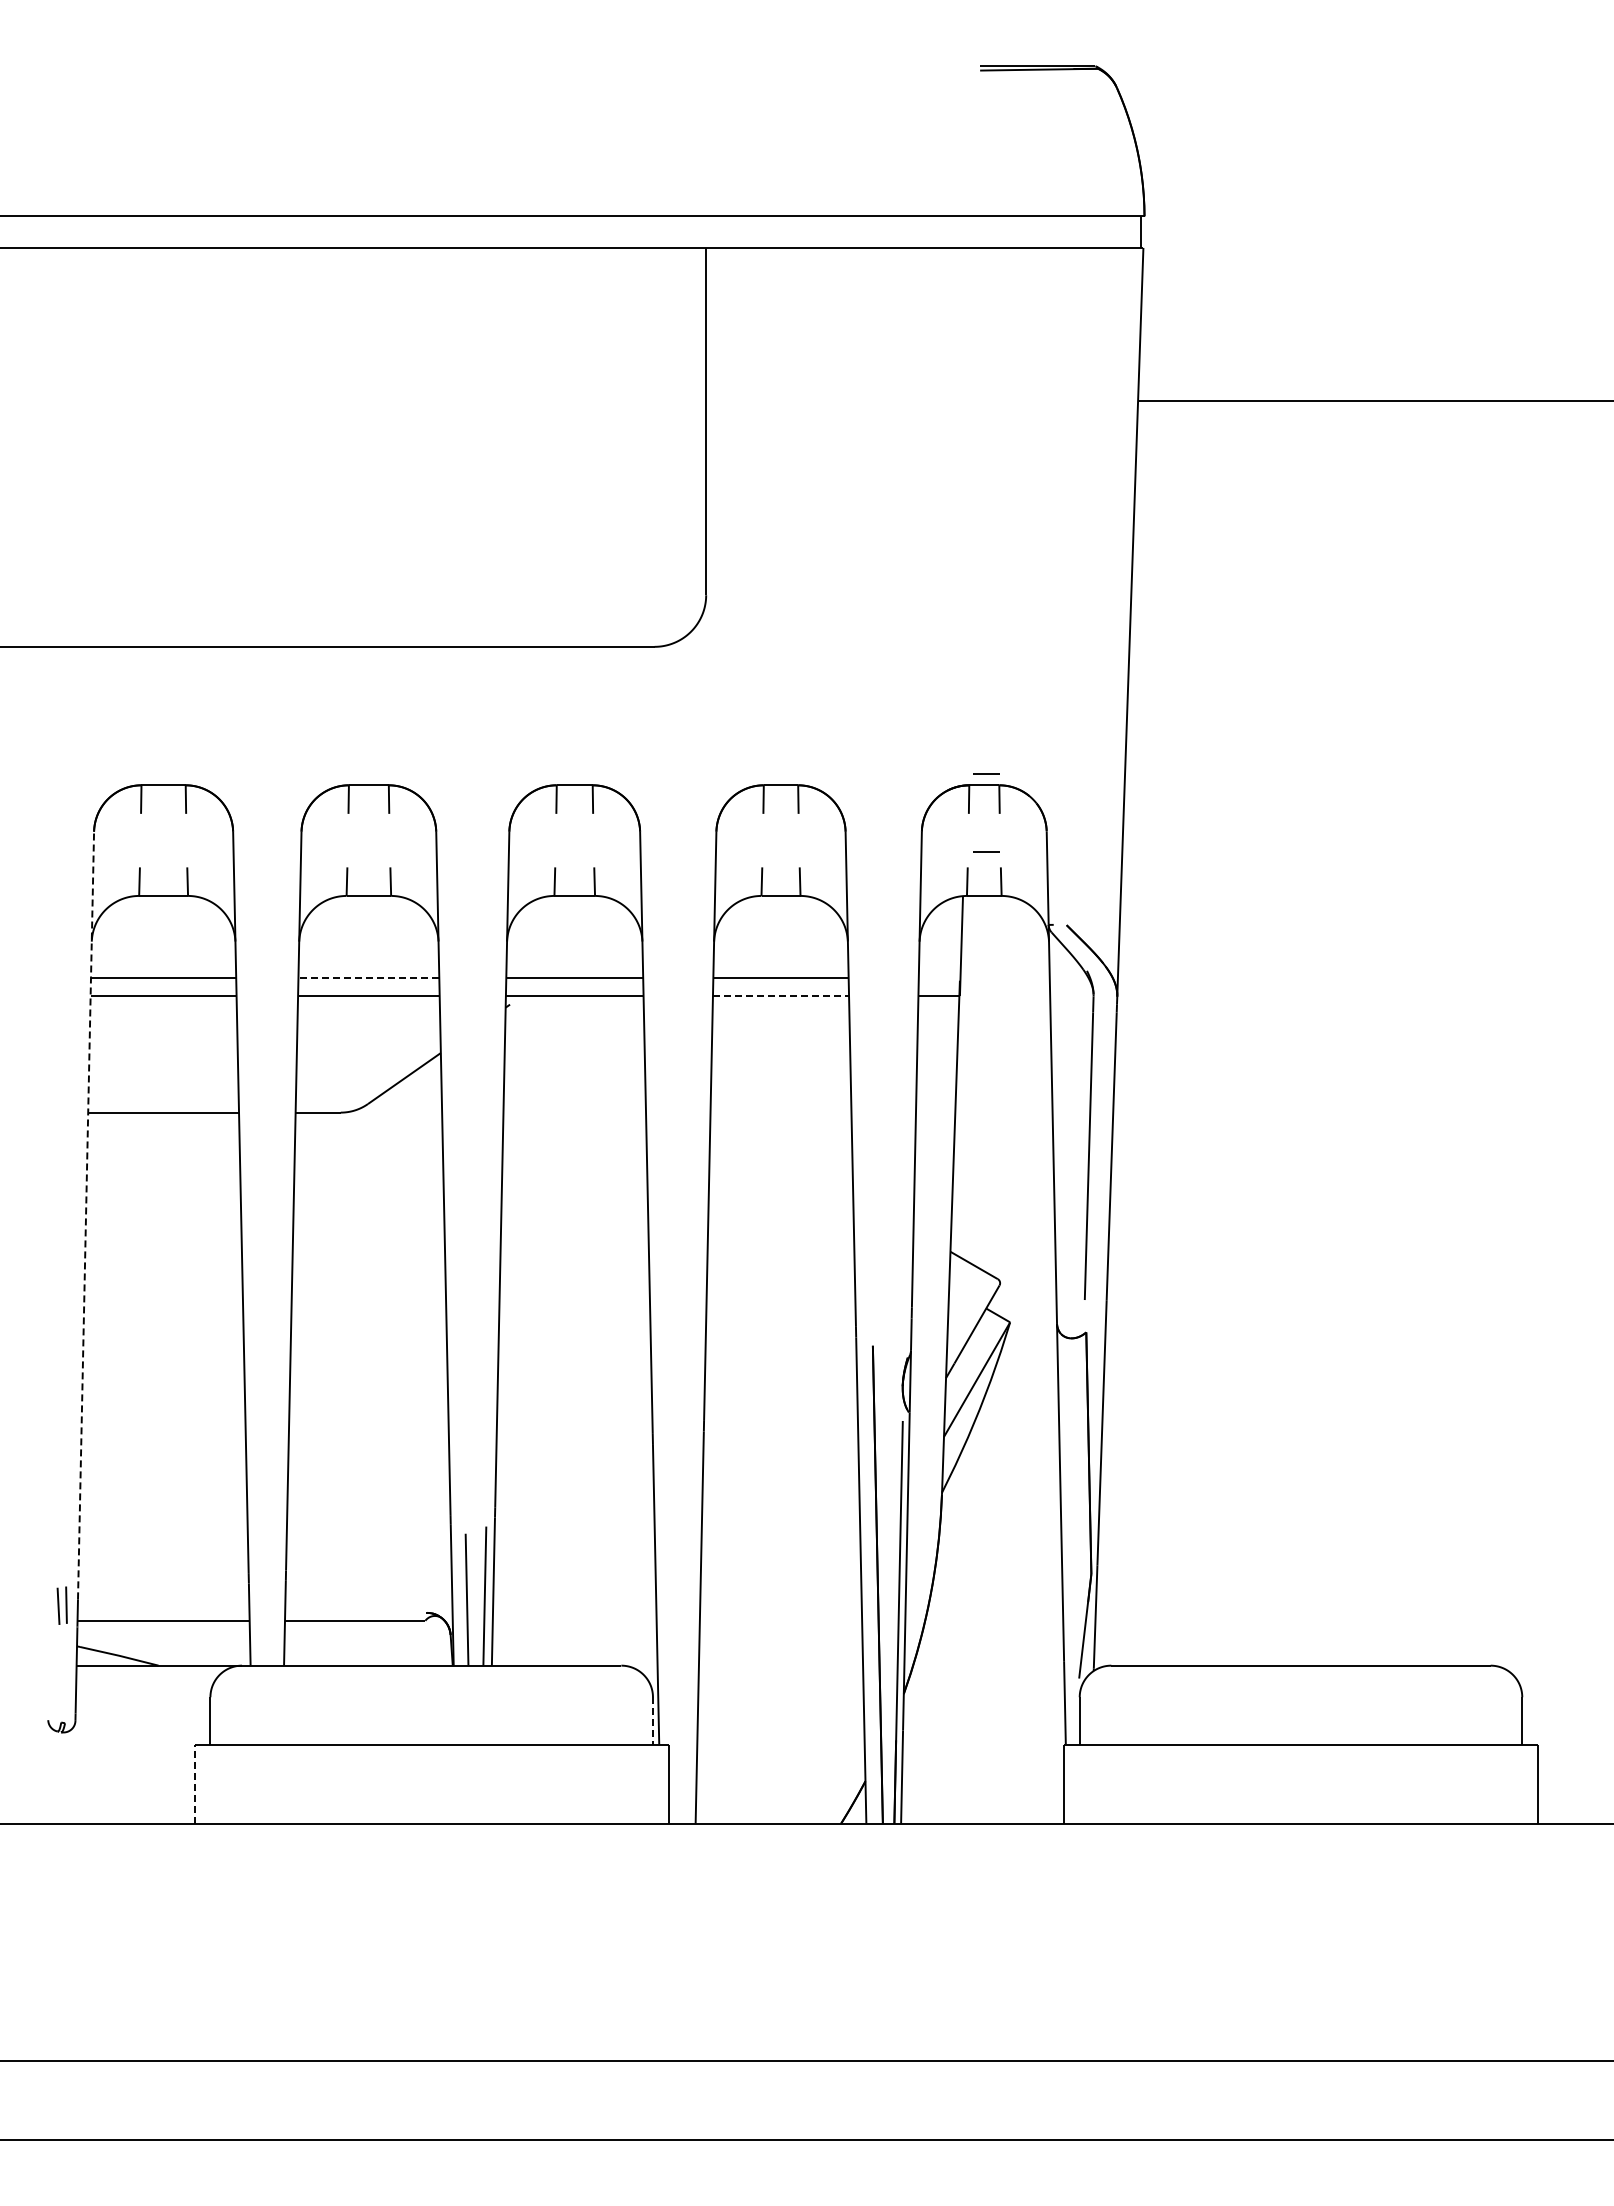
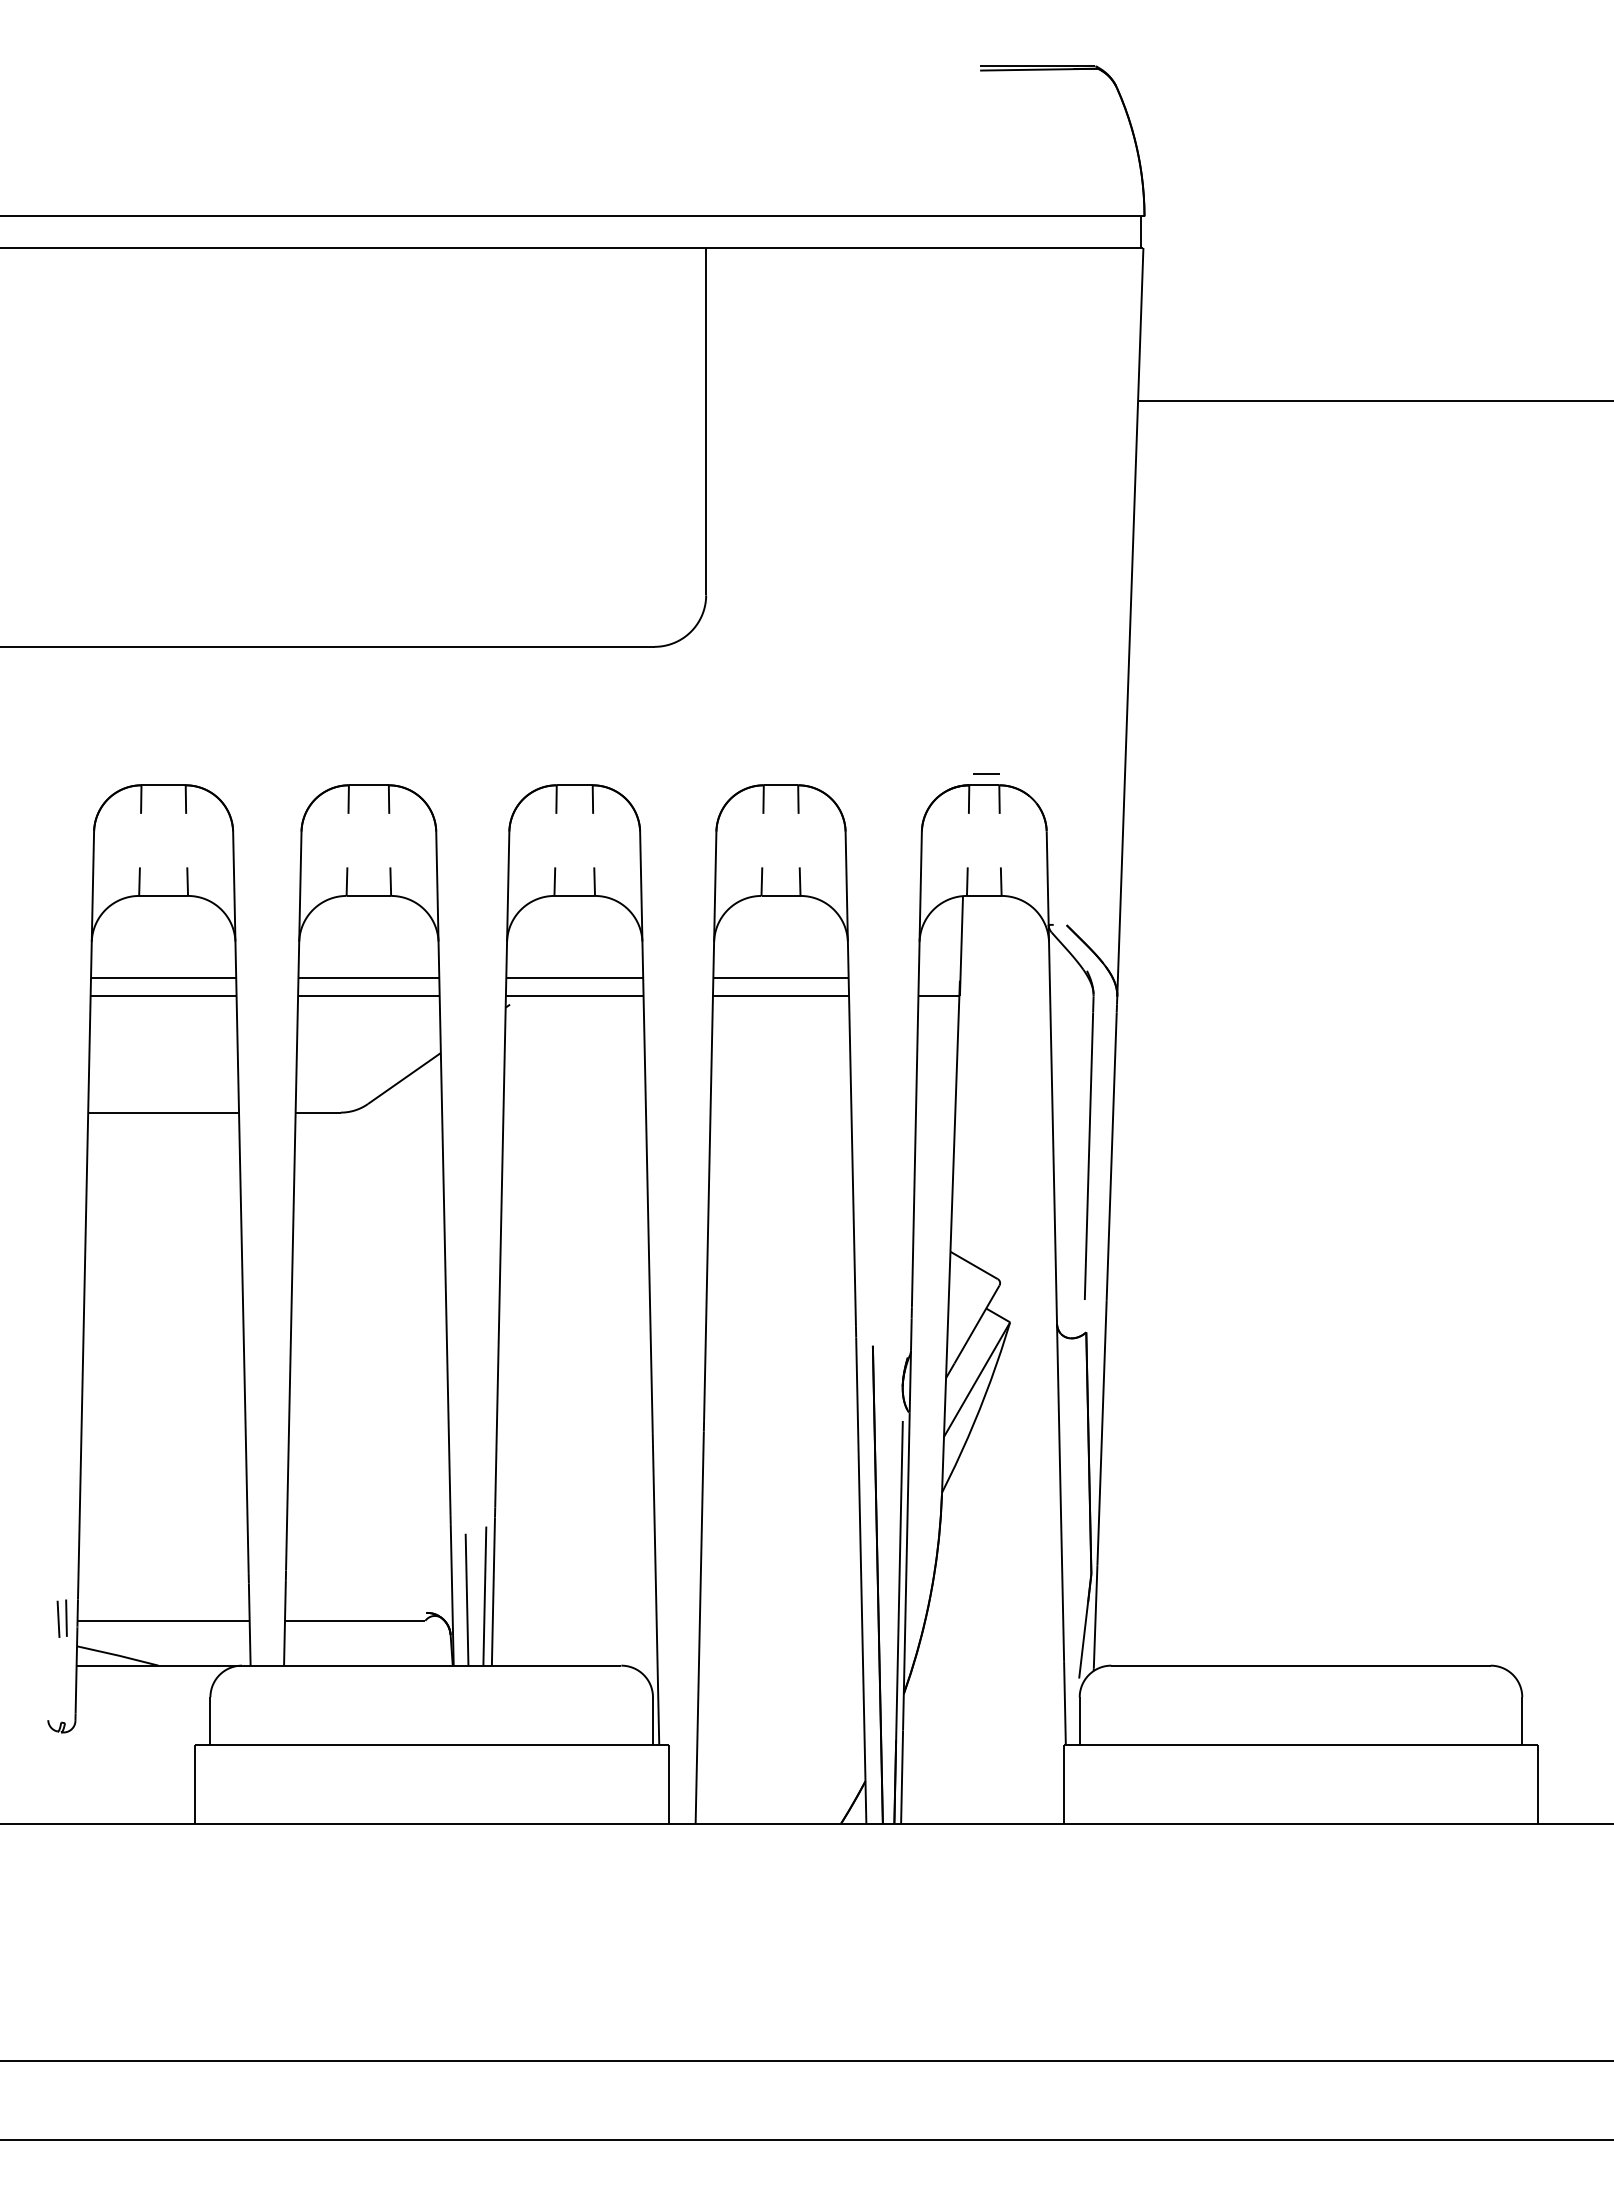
line: present -> none (986, 851)
line: dashed -> solid (368, 978)
line: dashed -> solid (781, 996)
line: dashed -> solid (86, 1215)
part position: (61, 1605) -> (61, 1618) (61, 1618)
line: dashed -> solid (652, 1720)
line: dashed -> solid (194, 1784)
